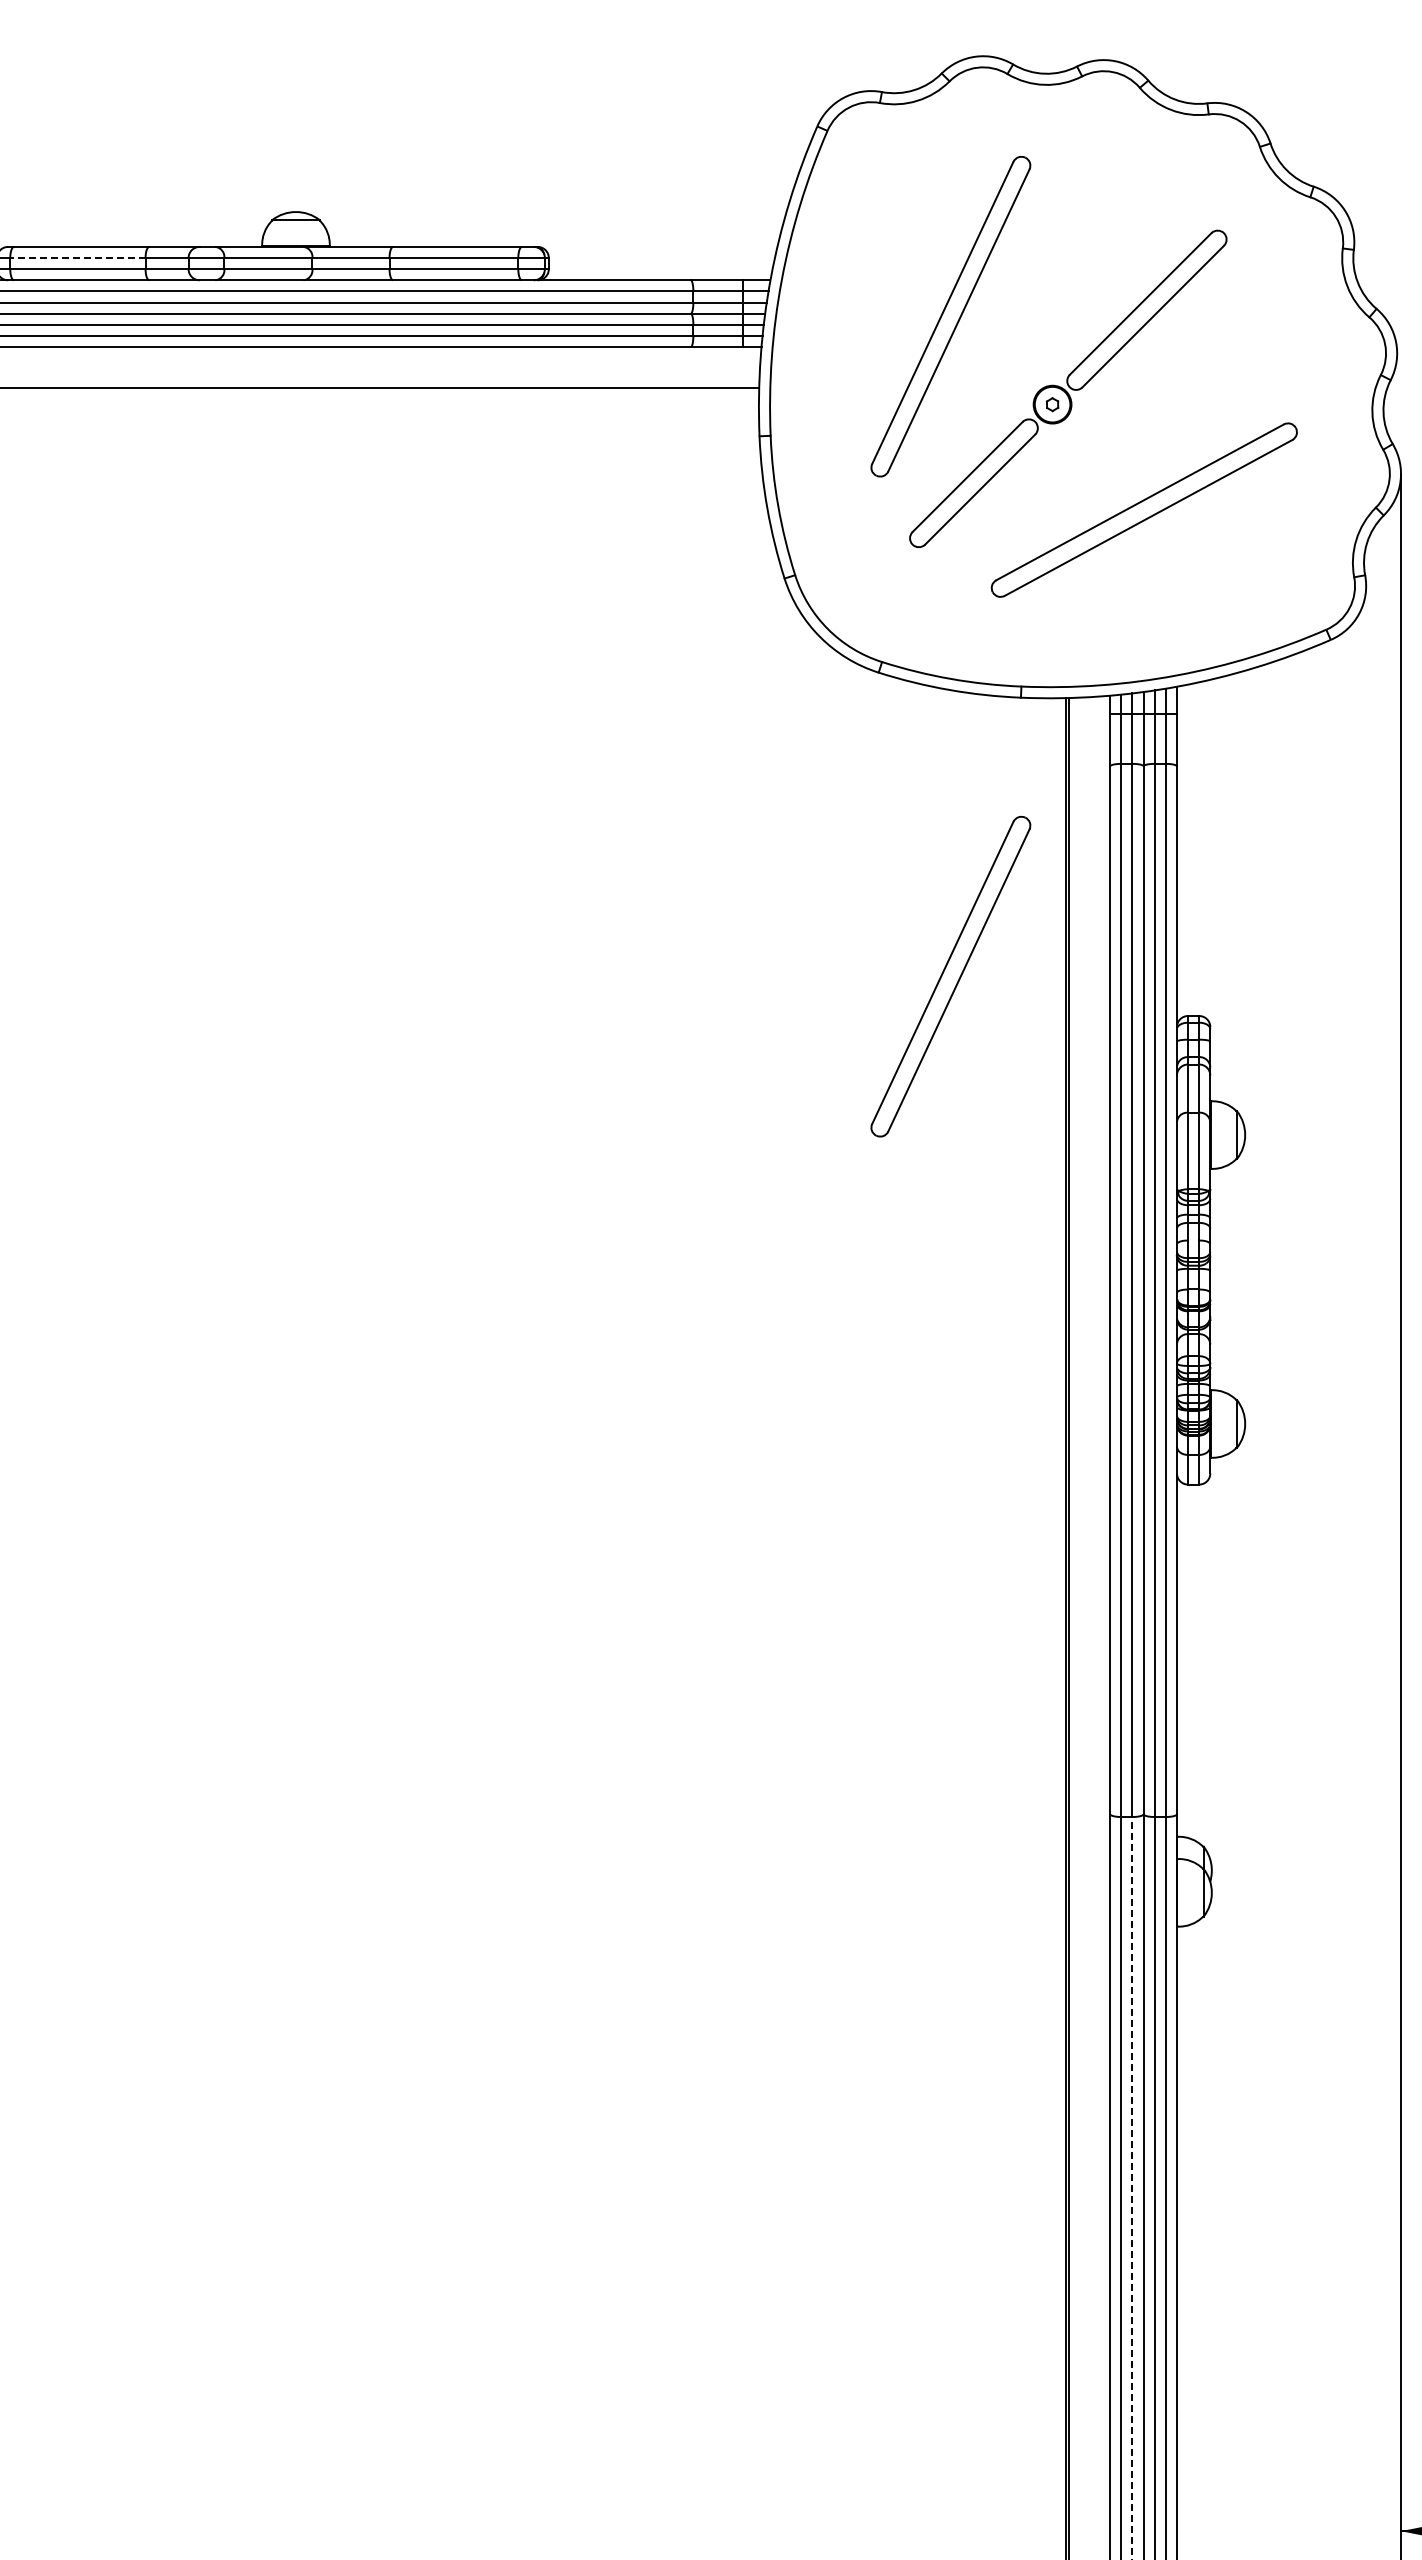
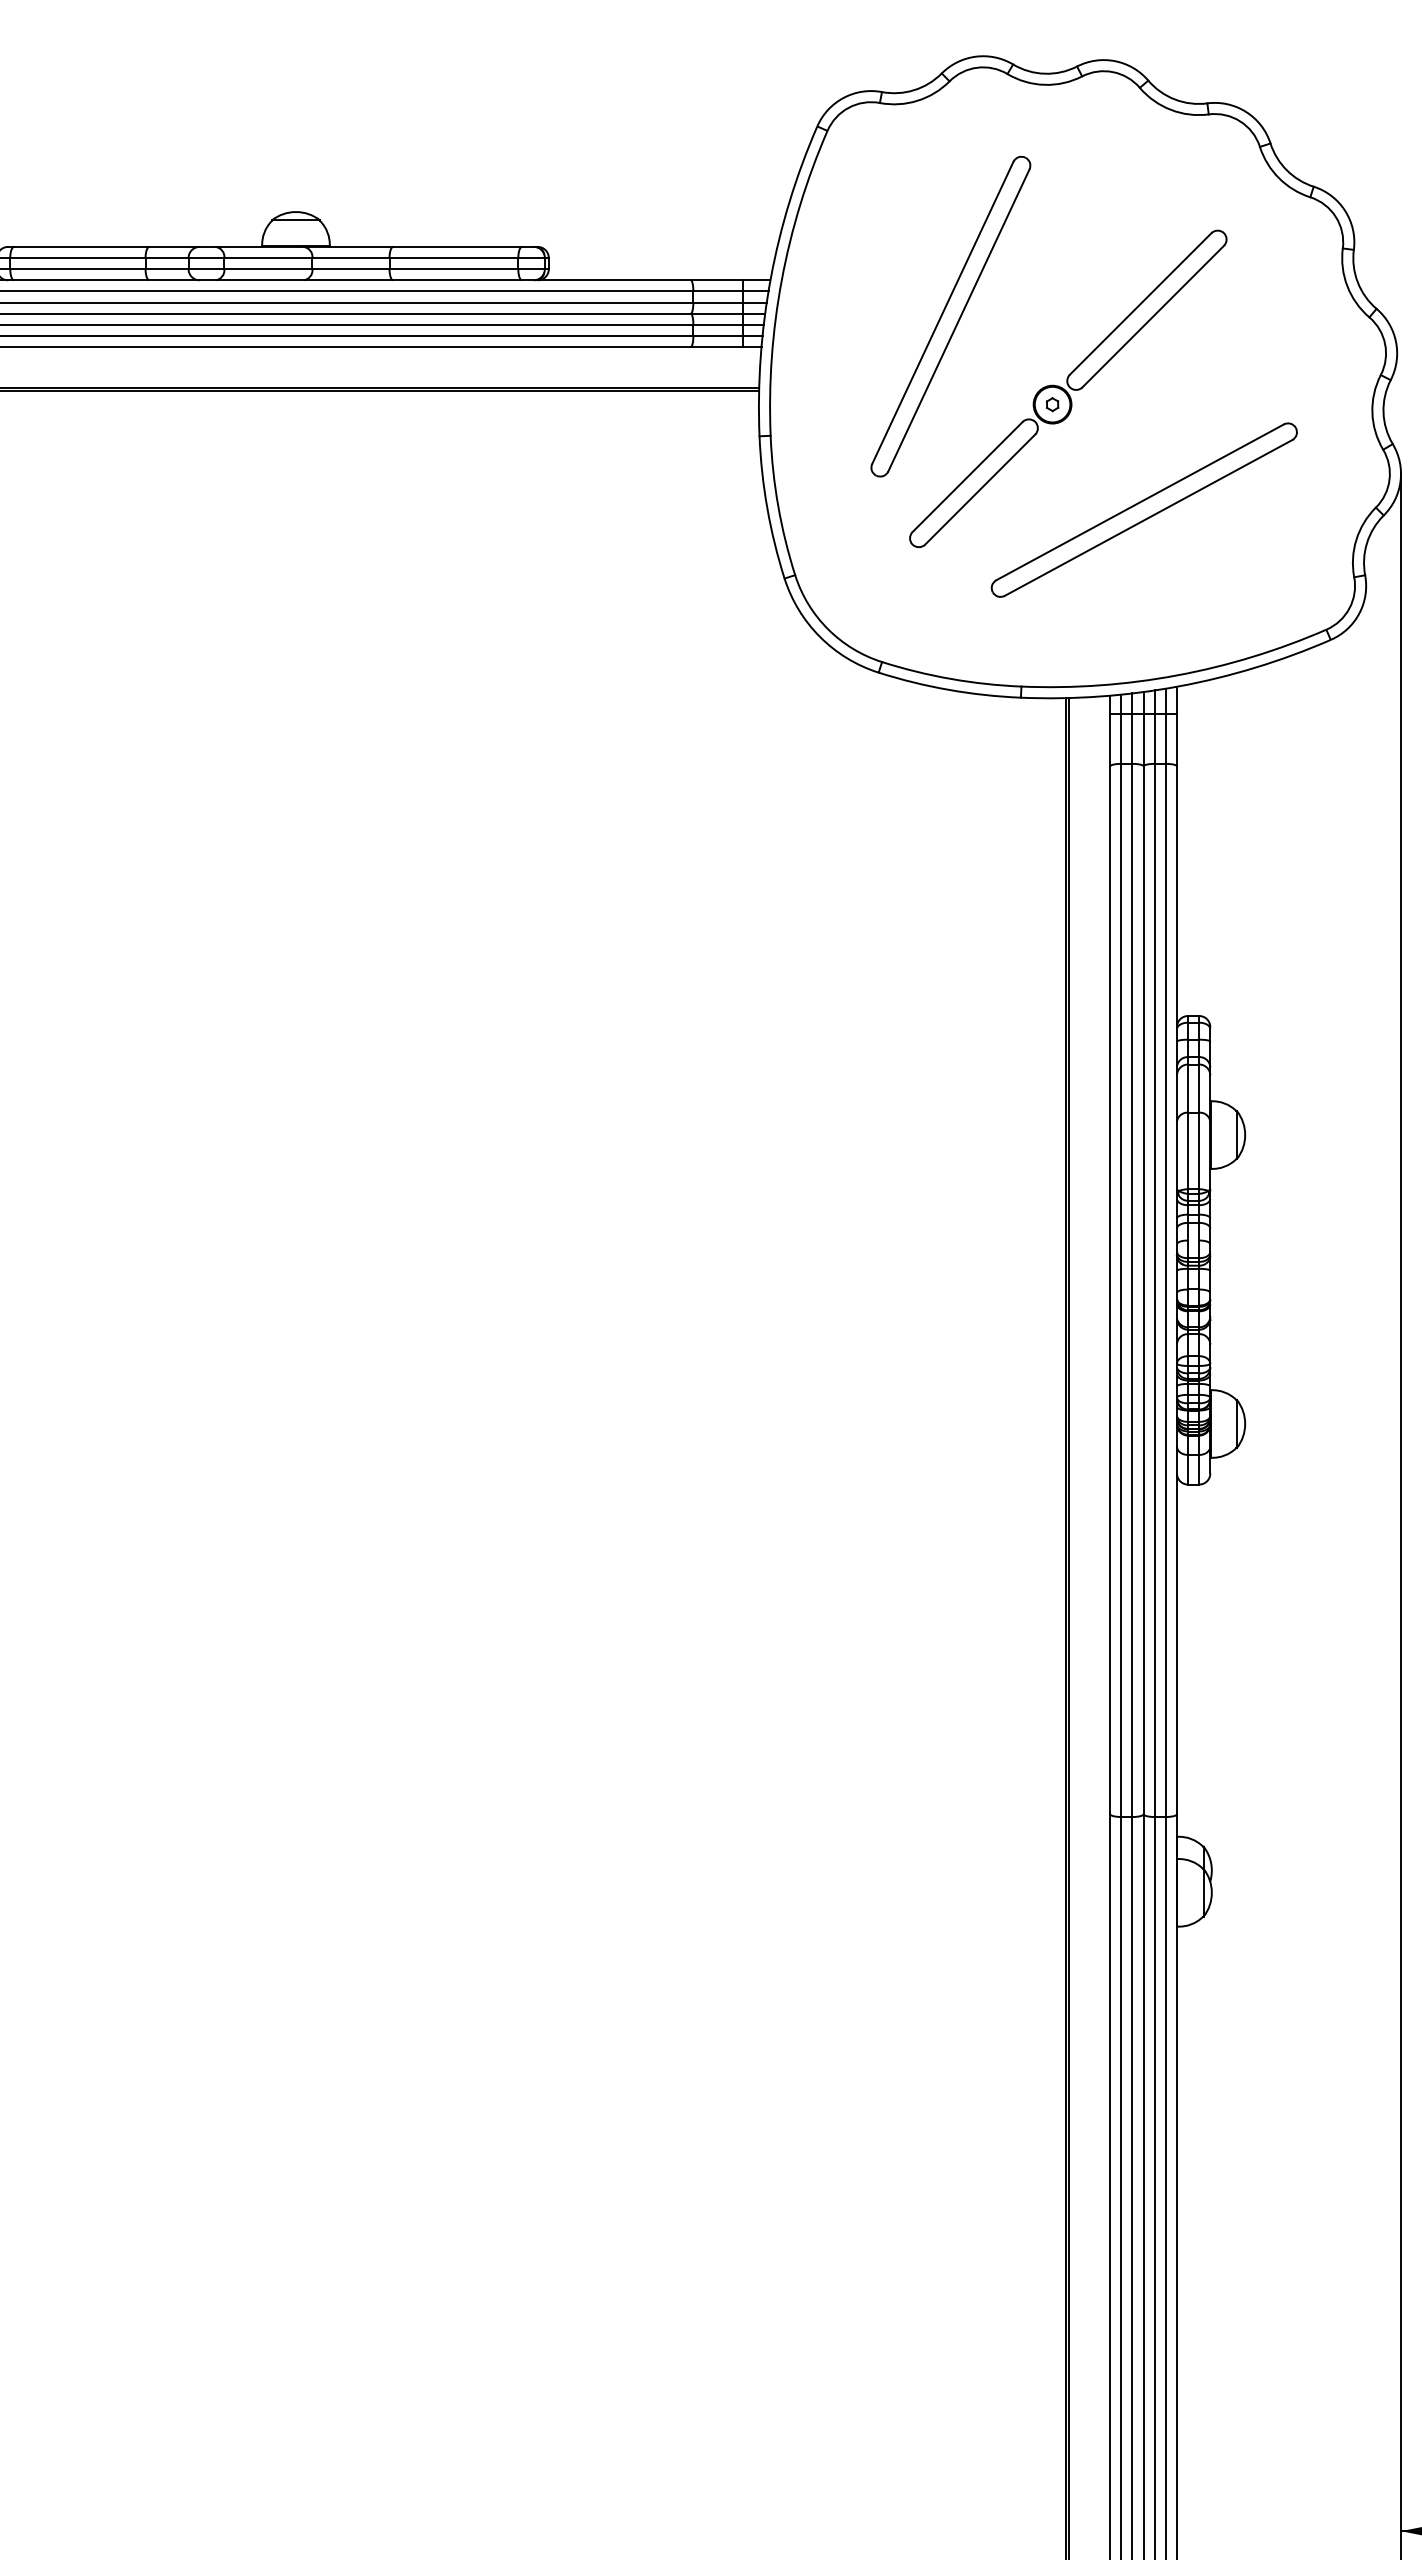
line: dashed -> solid (77, 258)
line: none -> present (380, 391)
part: present -> none (950, 976)
line: dashed -> solid (1132, 2187)
